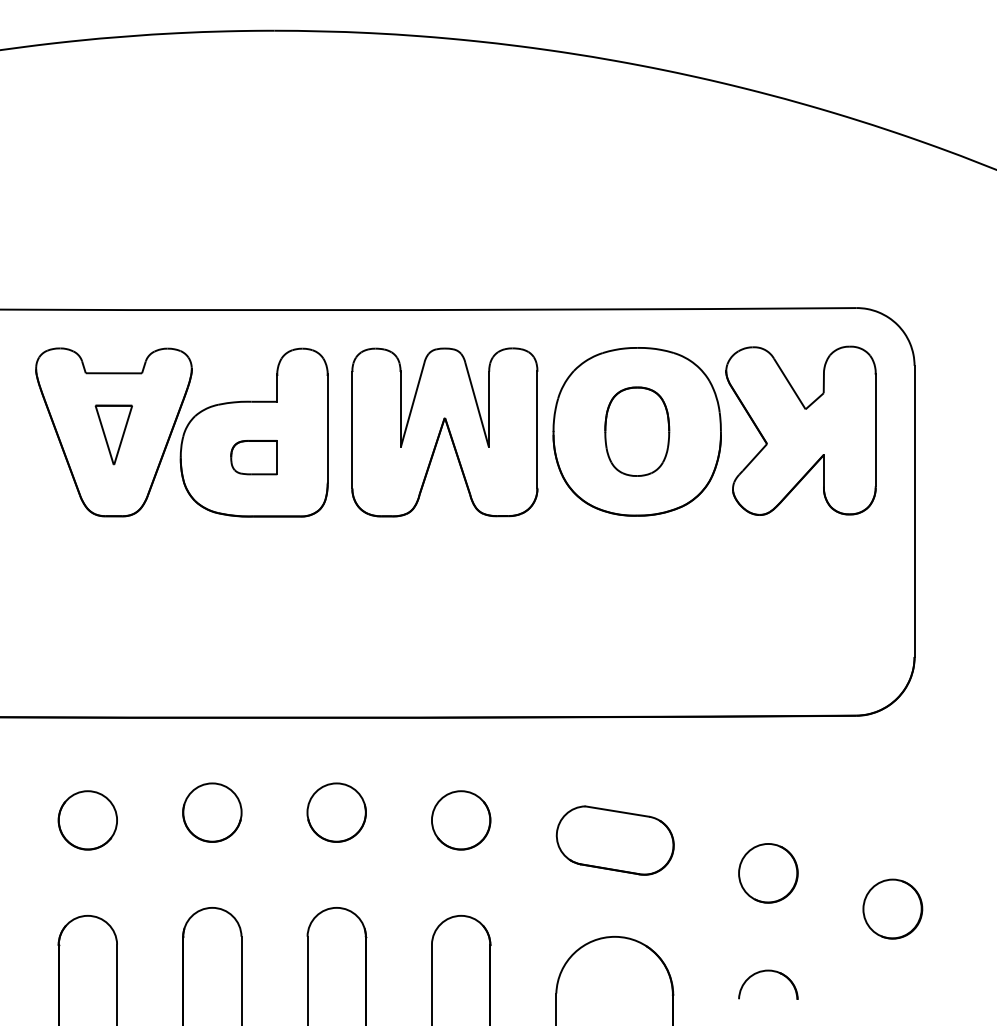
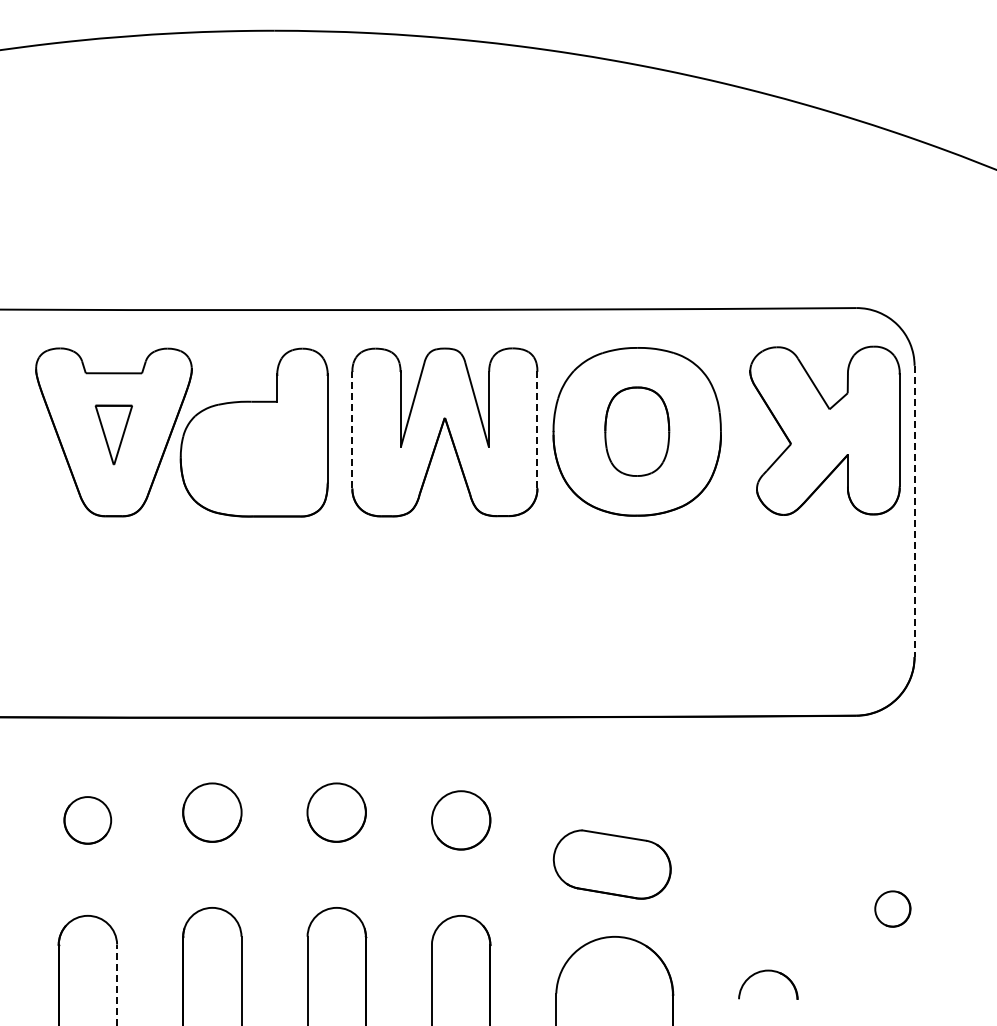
line: solid -> dashed (352, 429)
line: solid -> dashed (537, 430)
part position: (800, 430) -> (824, 430) (824, 430)
part: present -> none (253, 457)
line: solid -> dashed (914, 511)
part size: 61x61 px -> 50x49 px (87, 820)
part position: (614, 840) -> (611, 864) (611, 864)
part: present -> none (768, 873)
part size: 62x62 px -> 38x38 px (892, 908)
line: solid -> dashed (117, 984)
